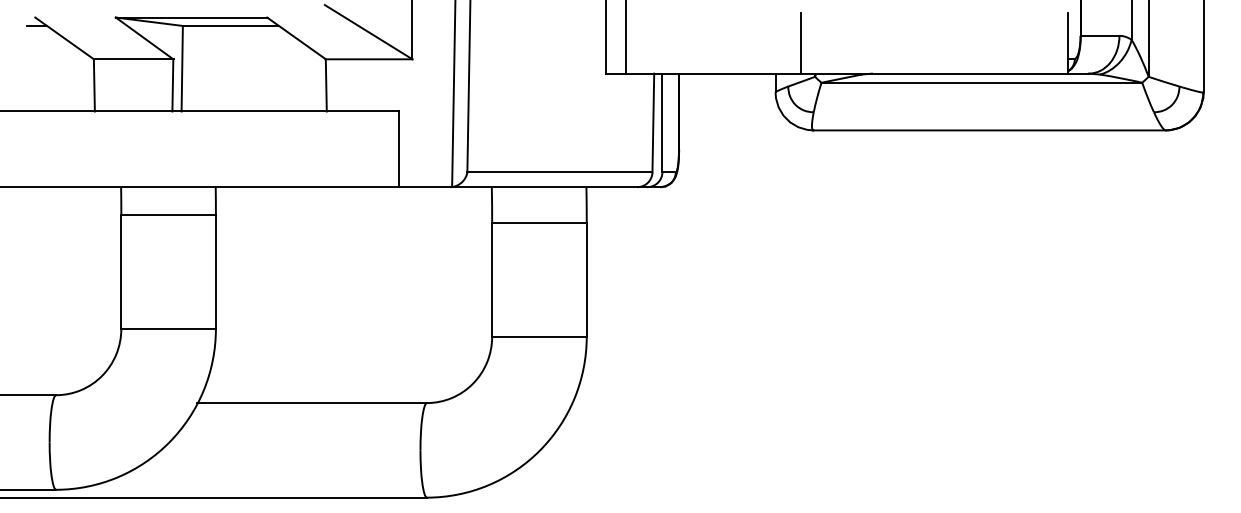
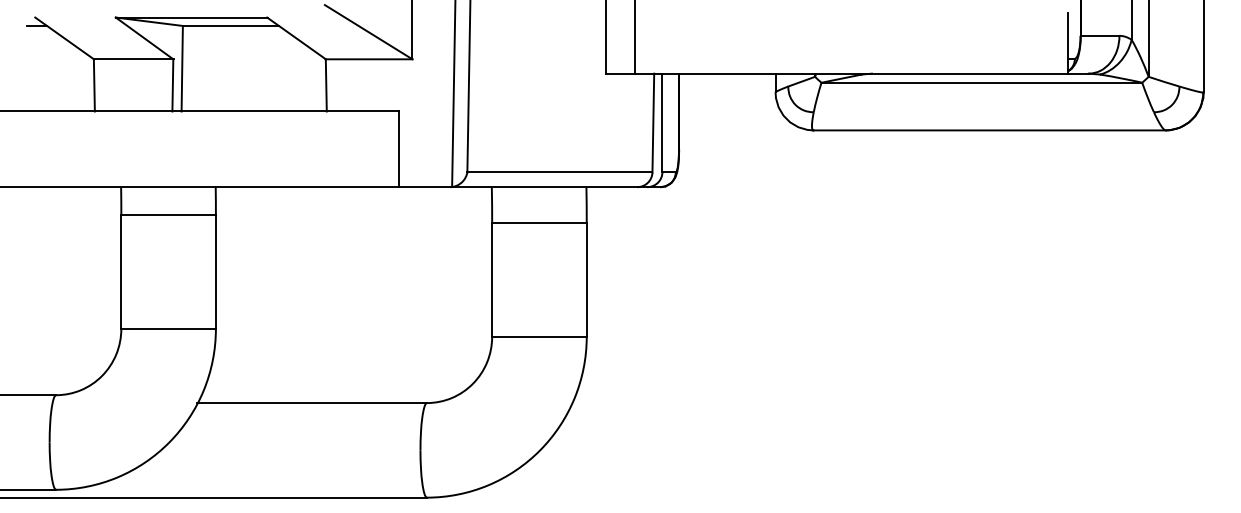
line position: (625, 37) -> (634, 37) (634, 37)
line: present -> none (800, 43)
